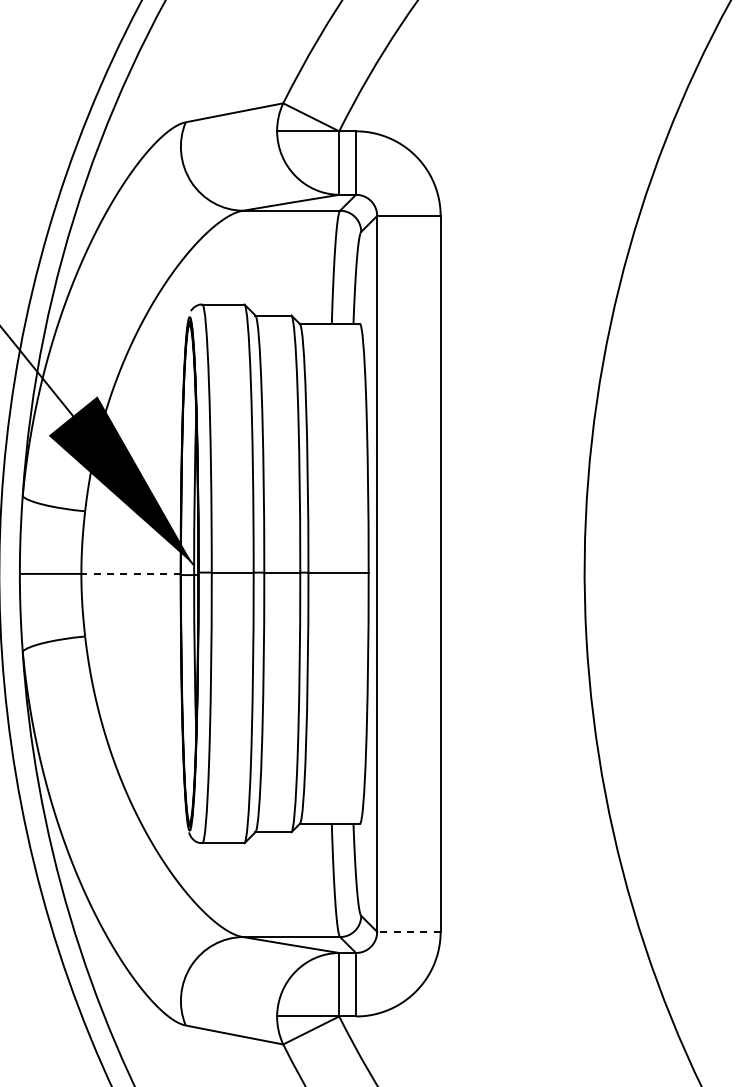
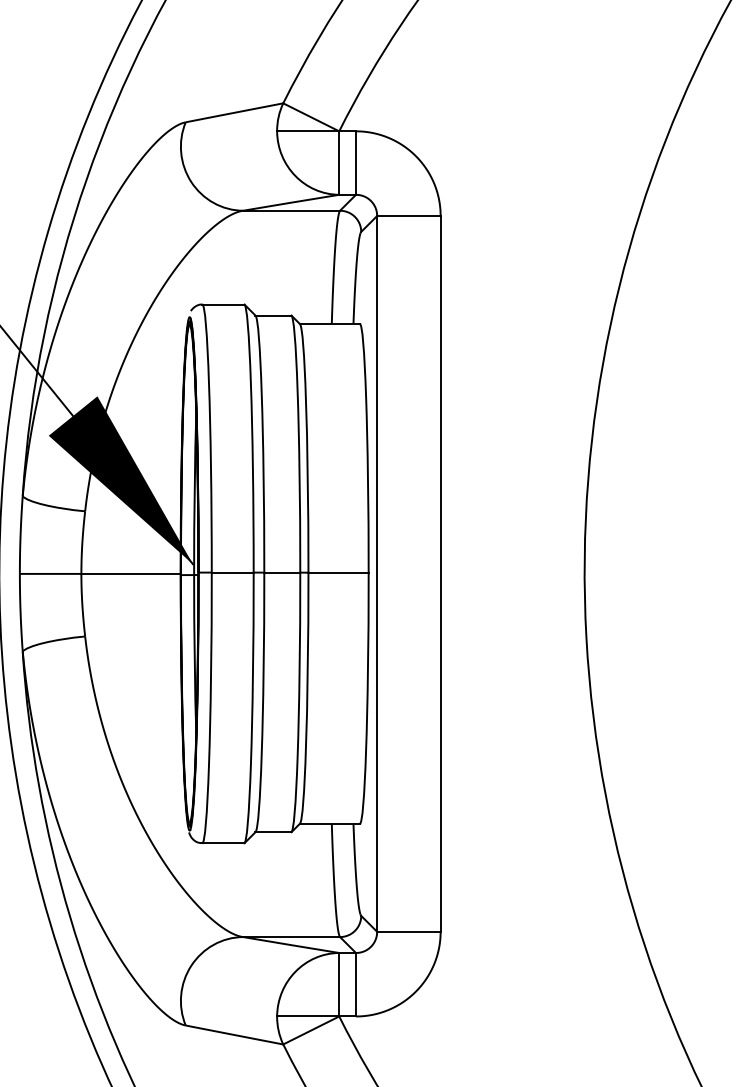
line: dashed -> solid (131, 573)
line: dashed -> solid (408, 931)
